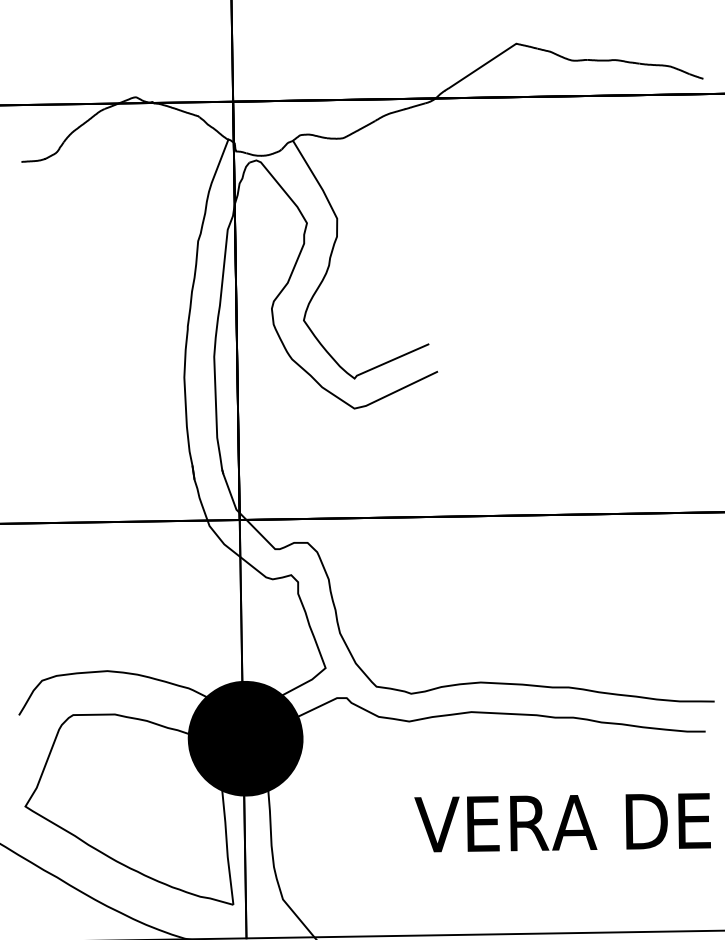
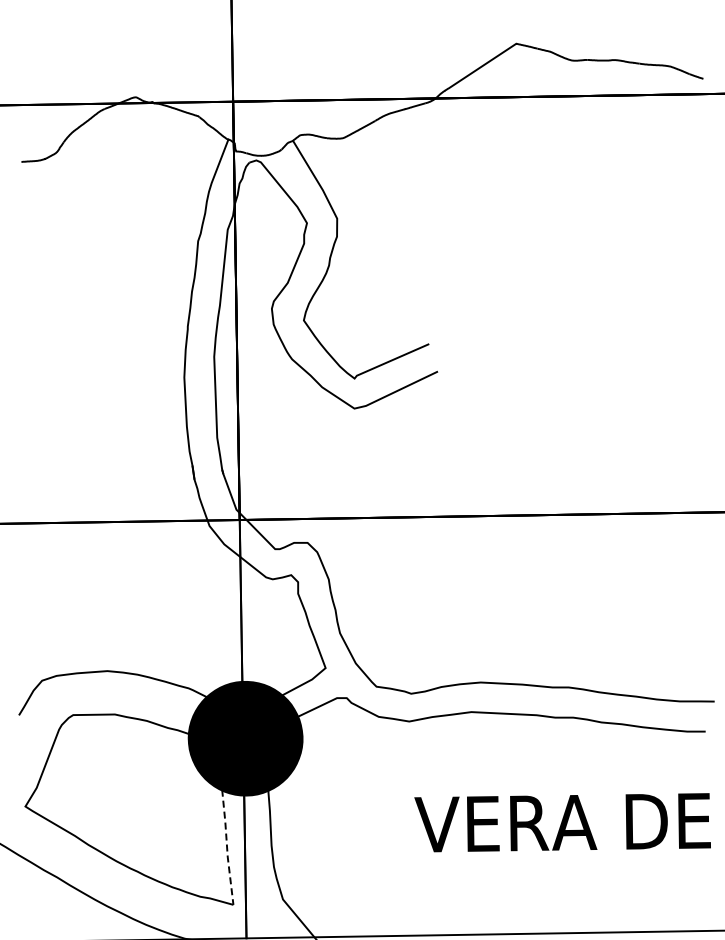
line: solid -> dashed (227, 848)
